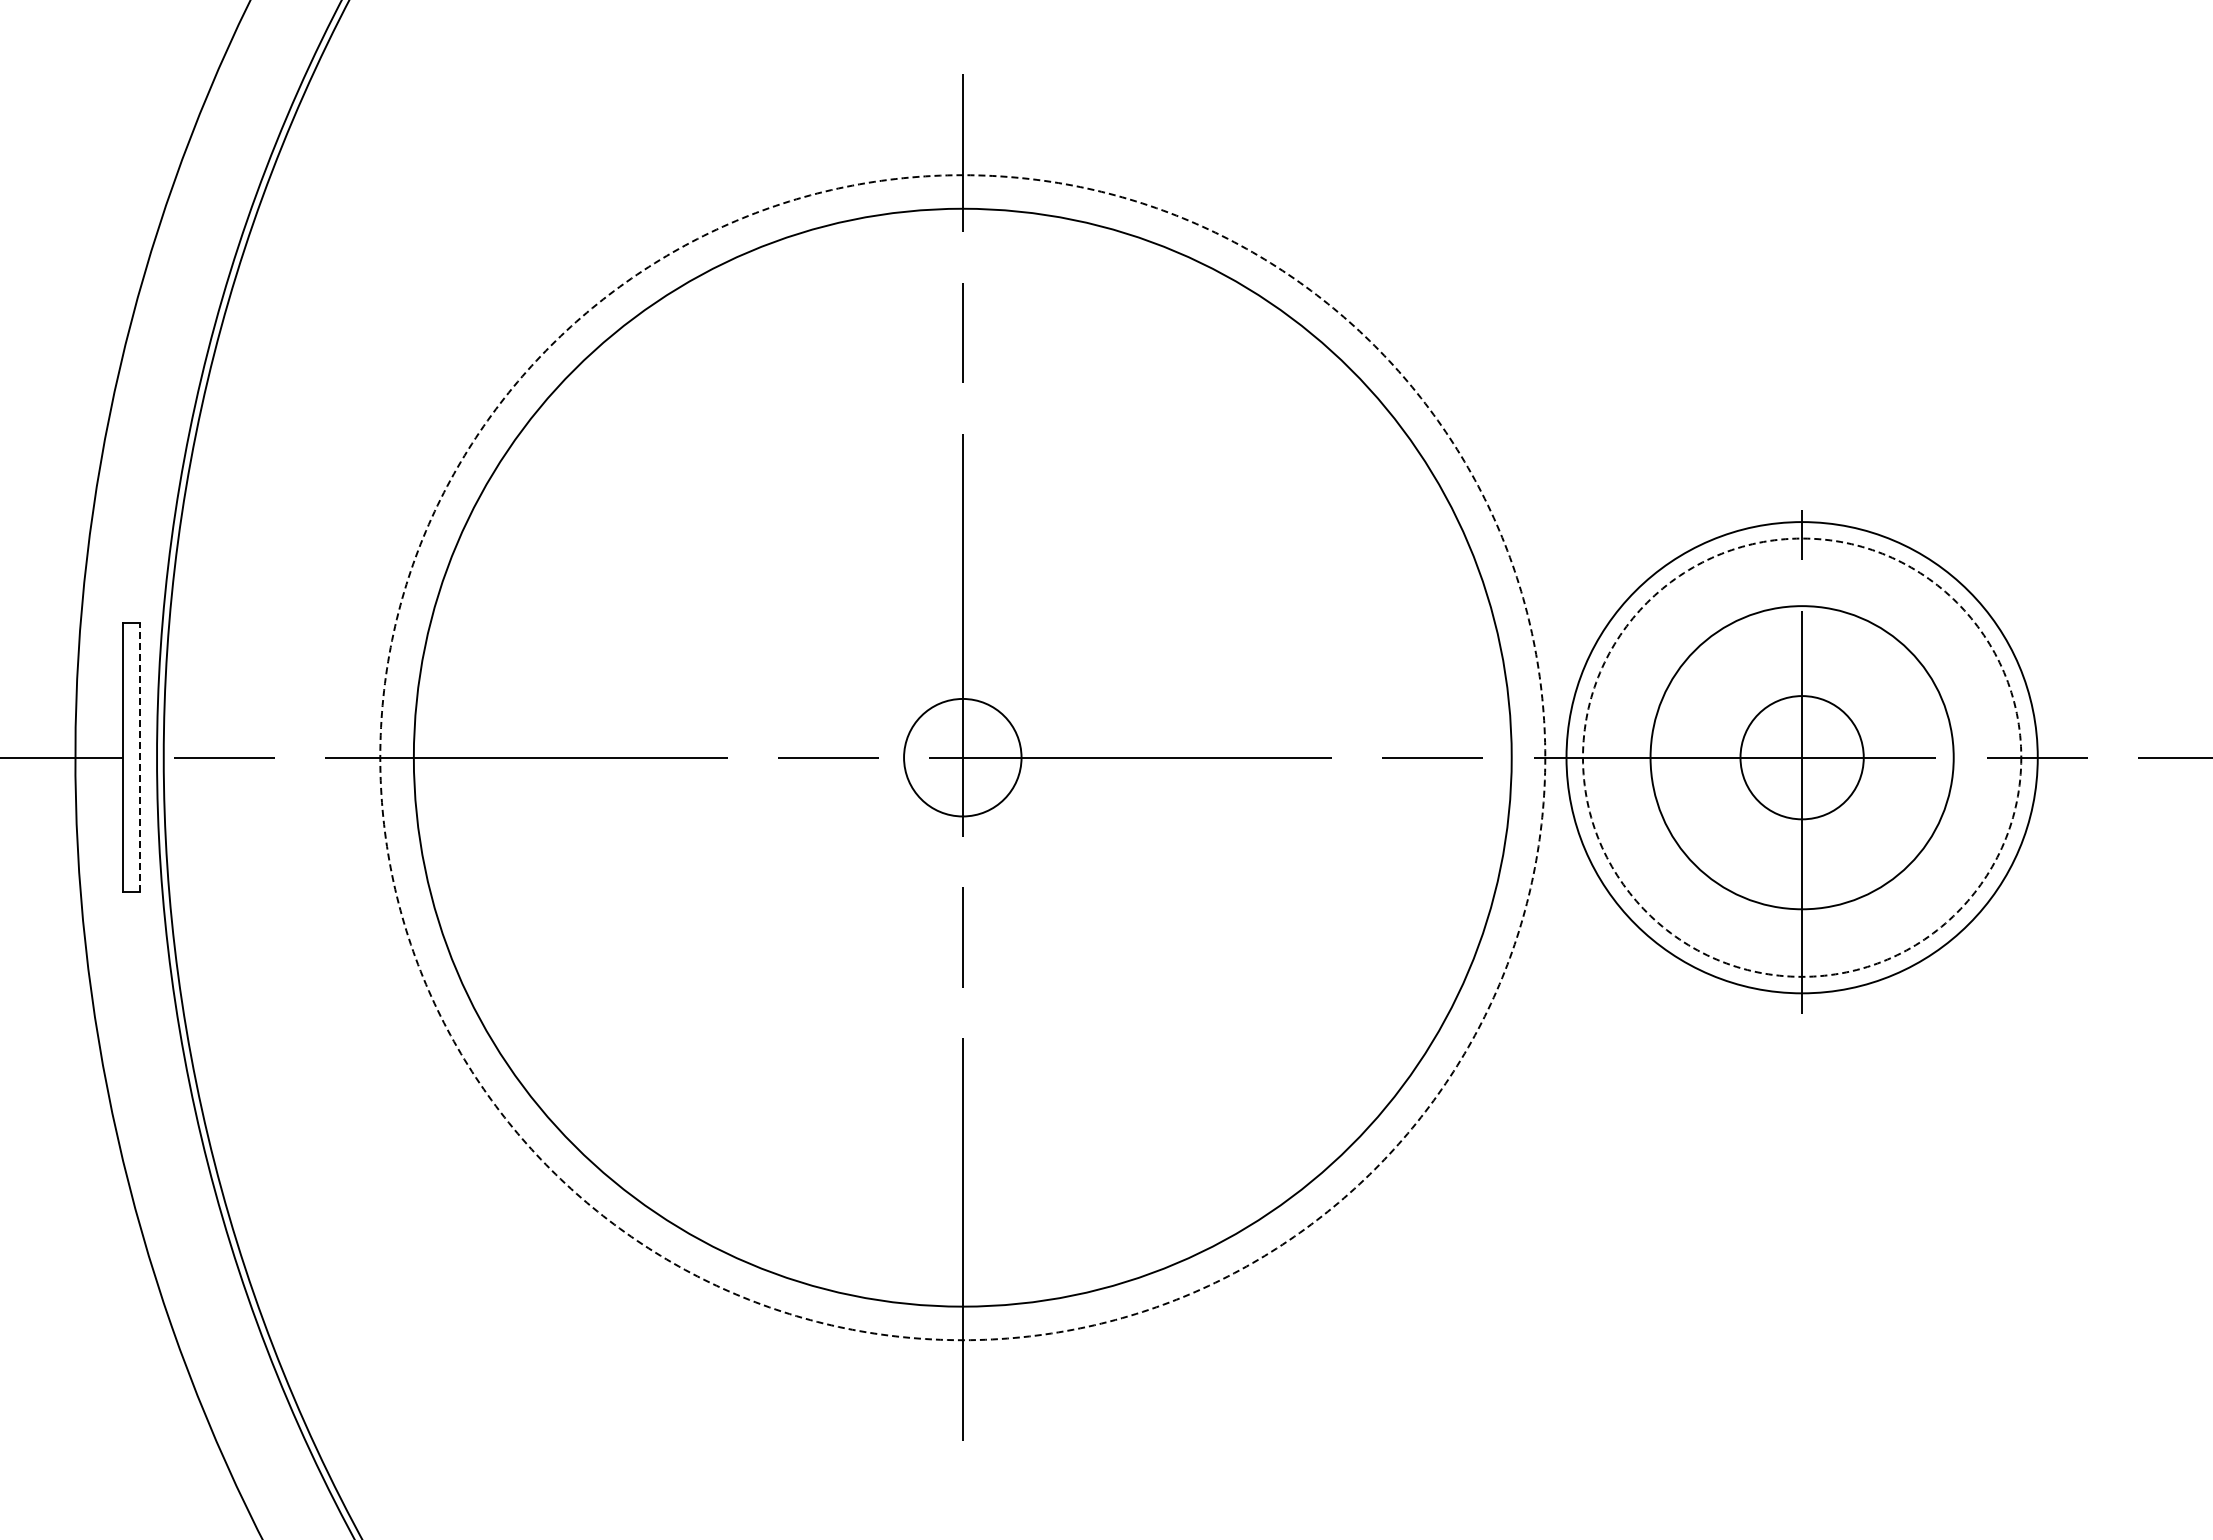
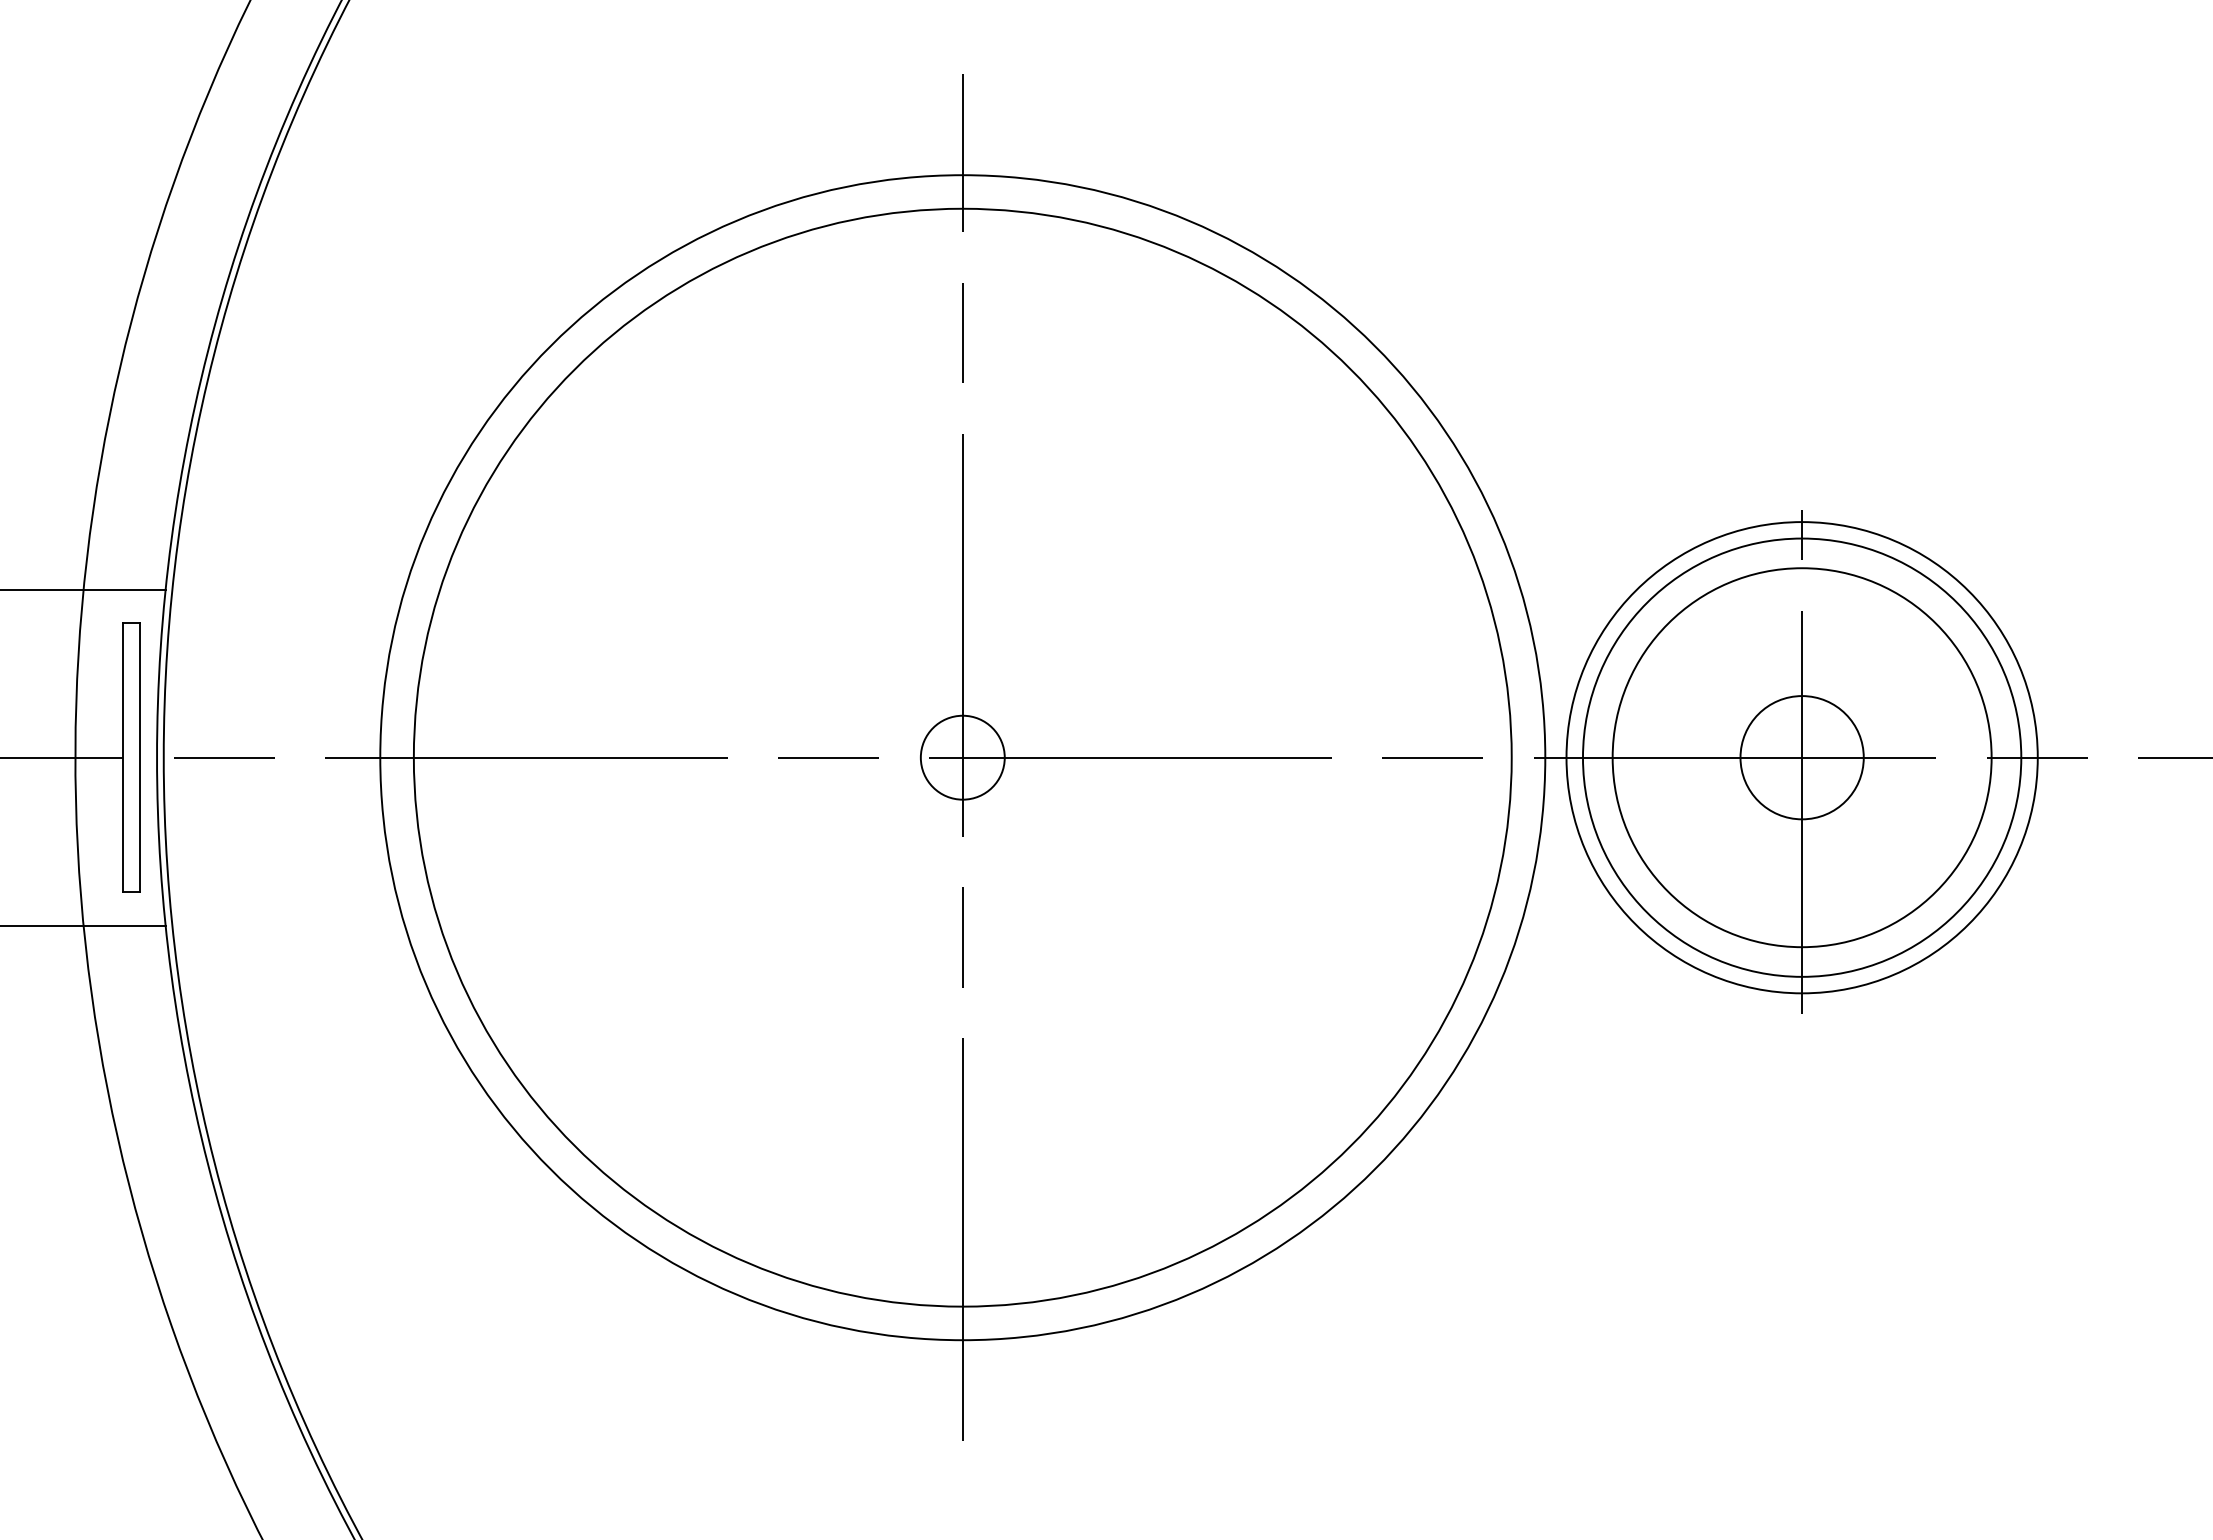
line: none -> present (83, 589)
line: dashed -> solid (140, 757)
circle diameter: 118 px -> 84 px (962, 757)
circle: dashed -> solid (962, 757)
circle diameter: 303 px -> 379 px (1801, 757)
circle: dashed -> solid (1801, 757)
line: none -> present (83, 925)
